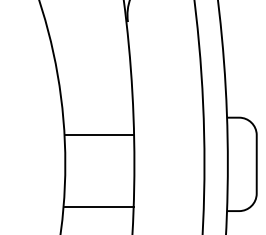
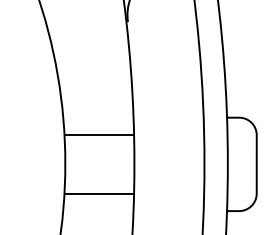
line position: (99, 206) -> (99, 193) (99, 193)
